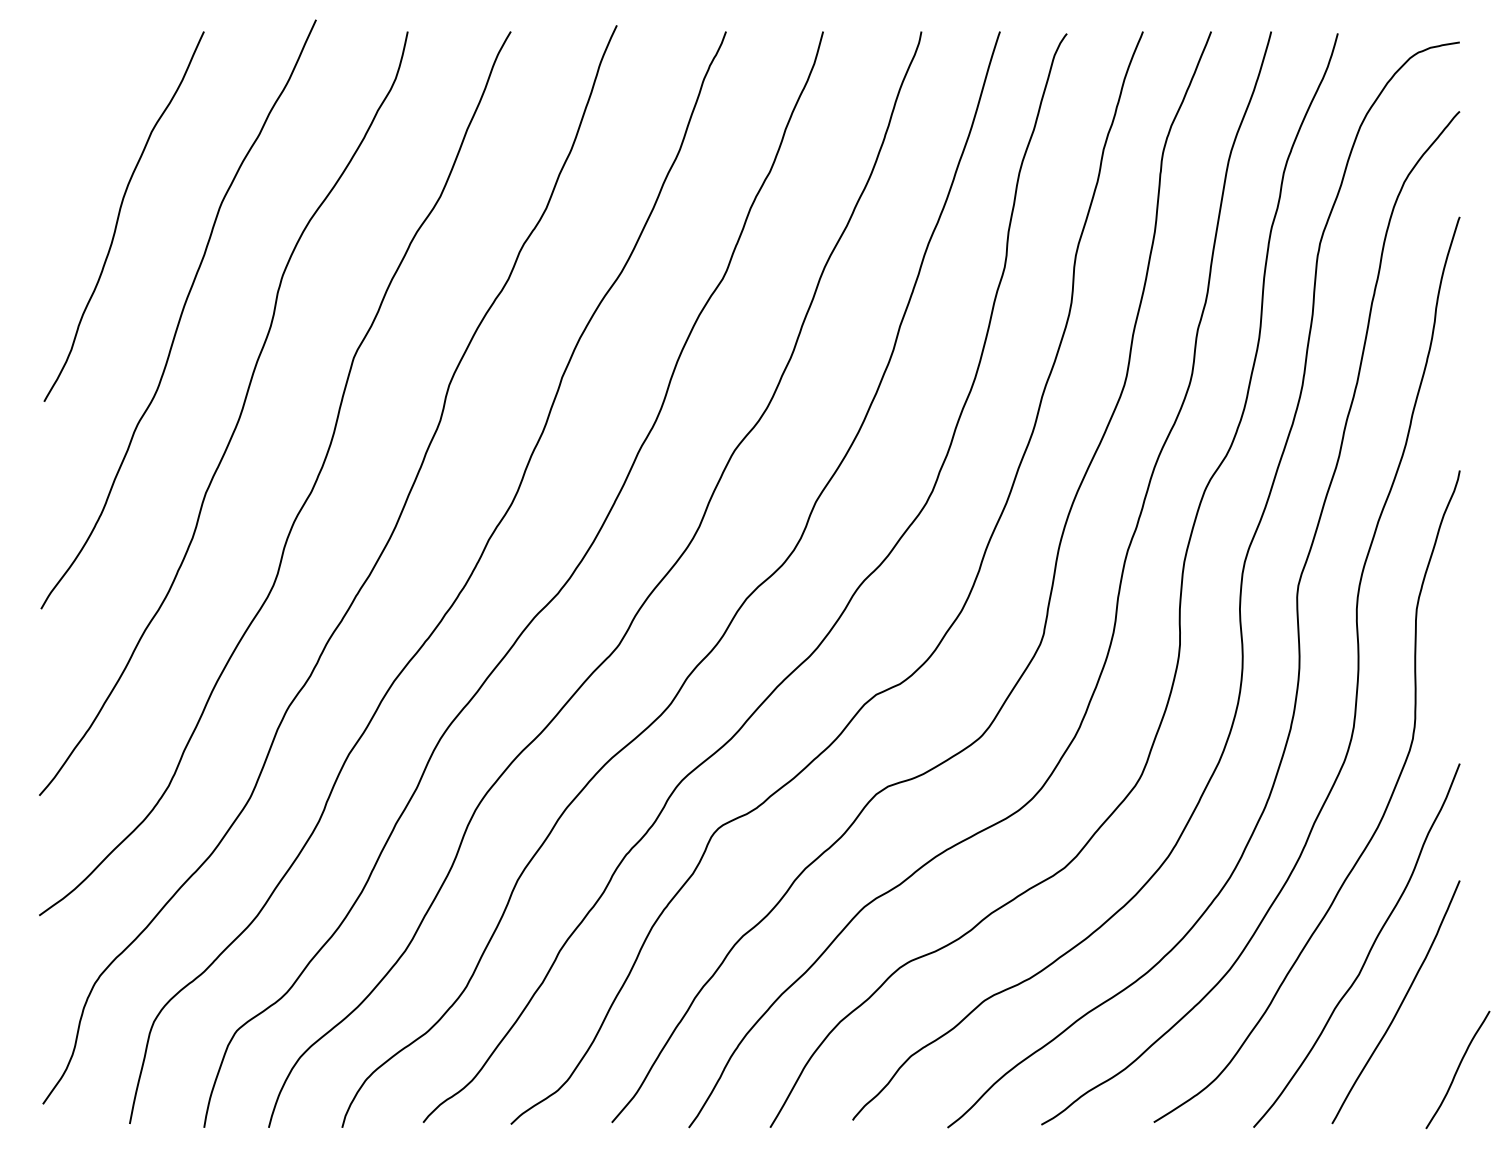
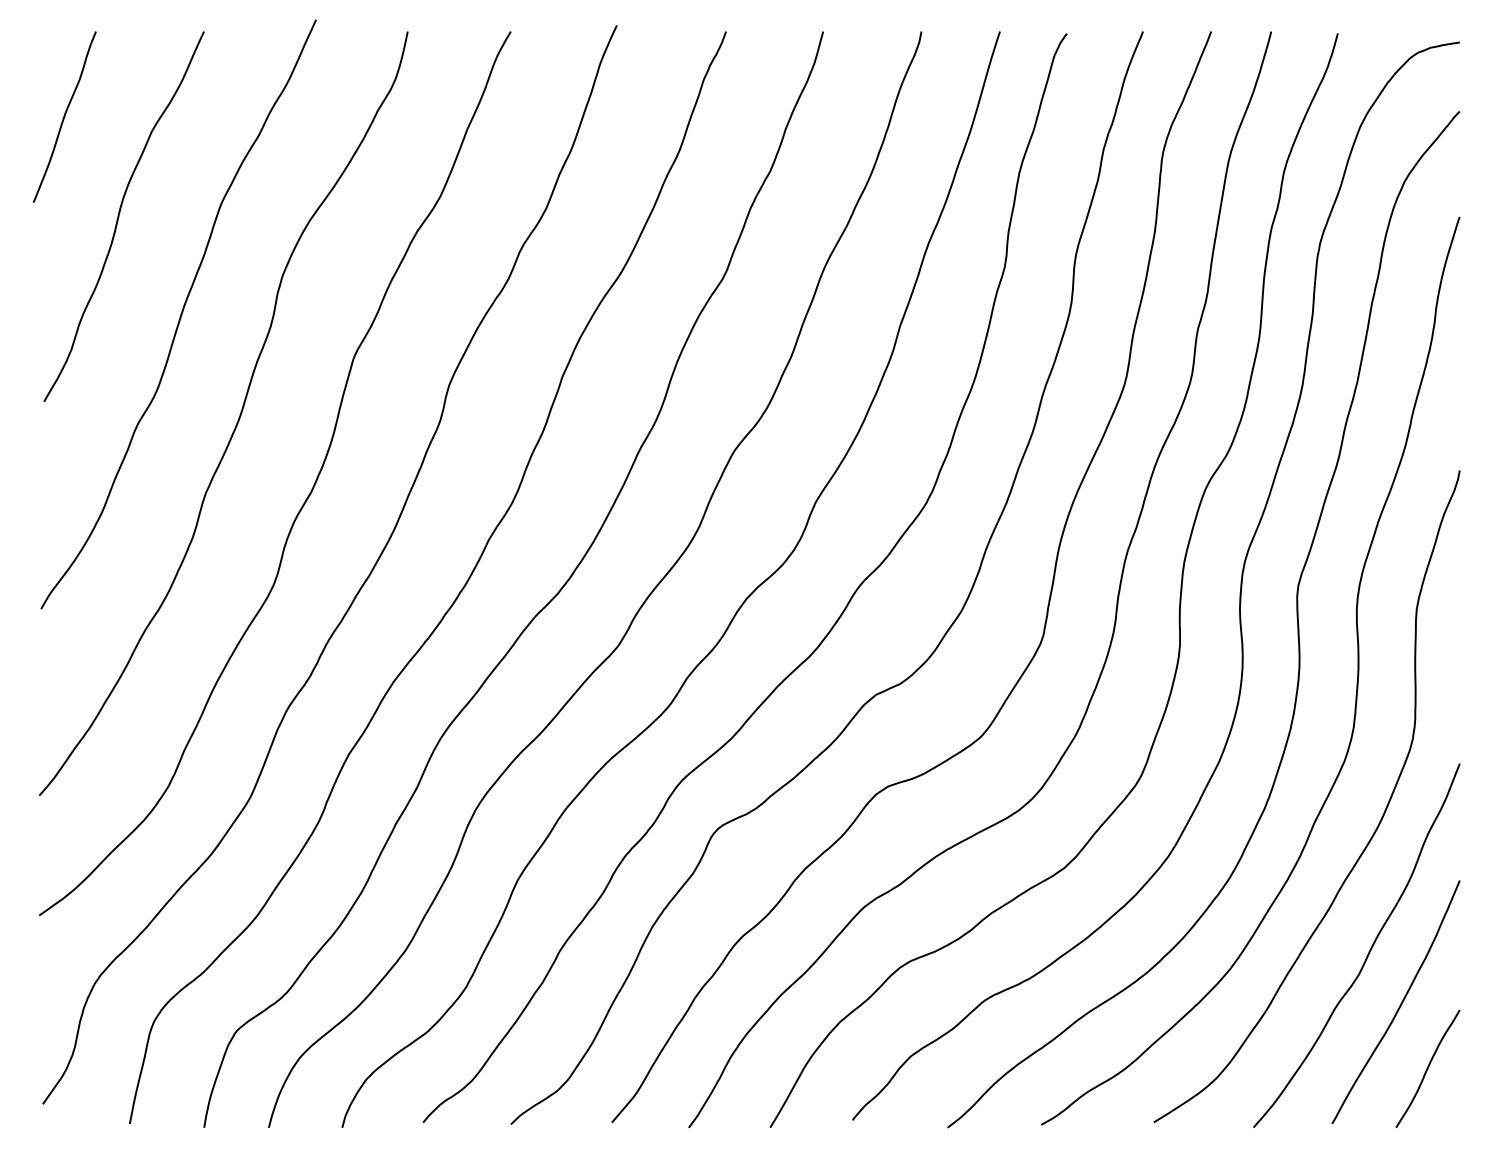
curve: none -> present (64, 116)
curve position: (1457, 1069) -> (1427, 1068) (1427, 1068)
